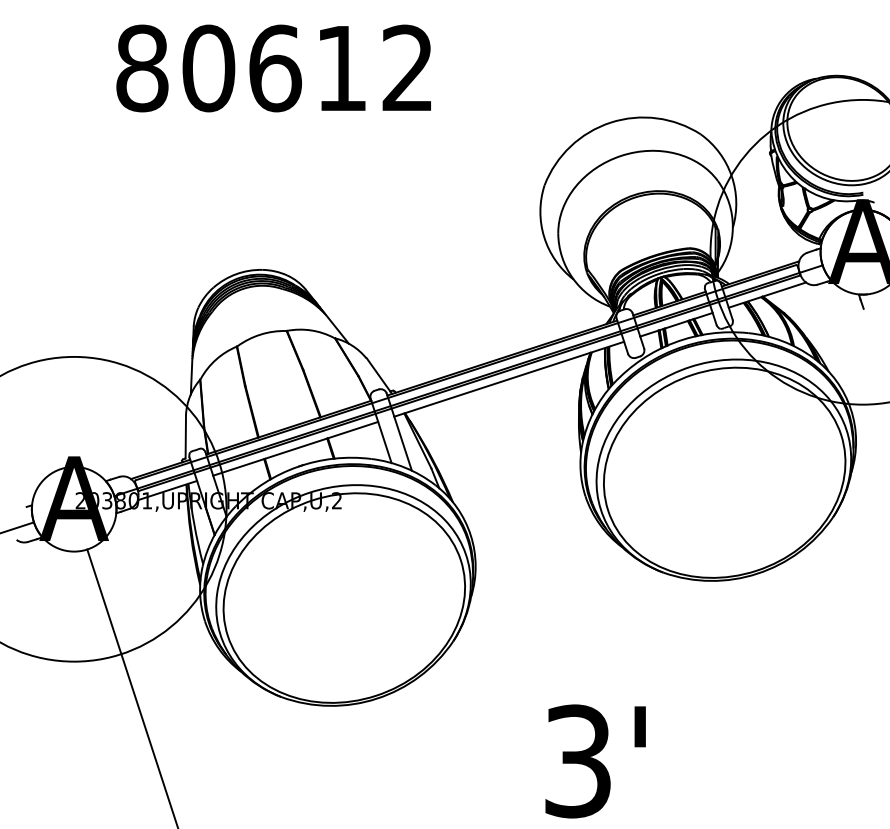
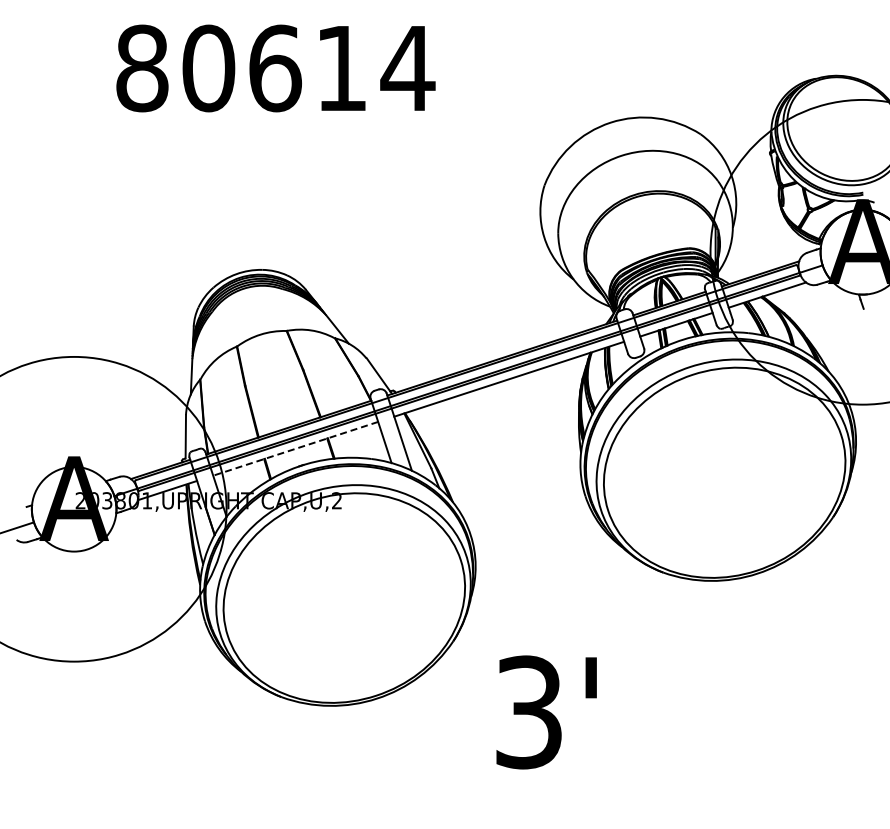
text: 80612 -> 80614 (407, 67)
line: solid -> dashed (295, 448)
line: present -> none (132, 687)
text position: (595, 761) -> (546, 712) (546, 712)
